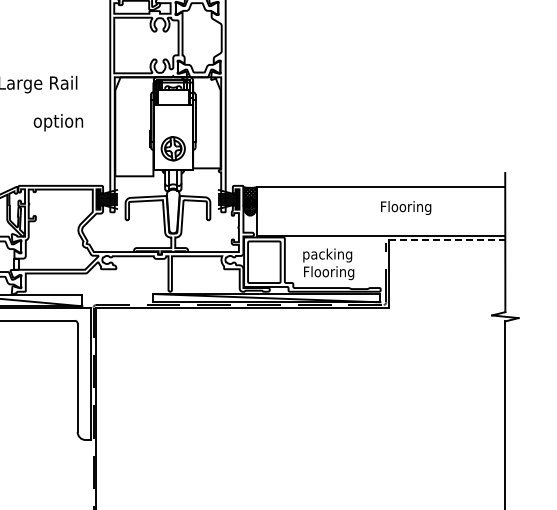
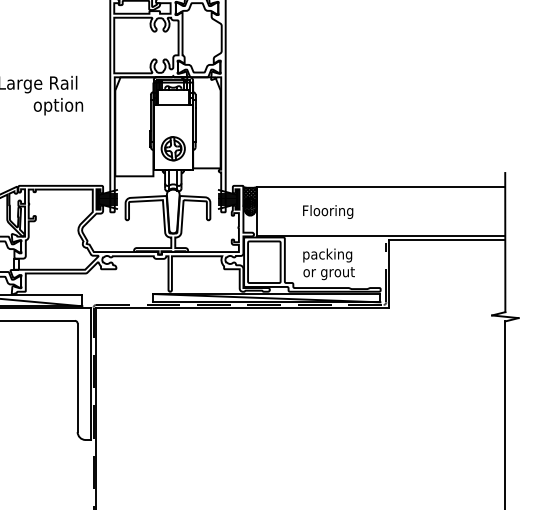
text position: (58, 122) -> (58, 106) (58, 106)
text position: (406, 207) -> (328, 211) (328, 211)
line: dashed -> solid (446, 240)
text: Flooring -> or grout (328, 273)
